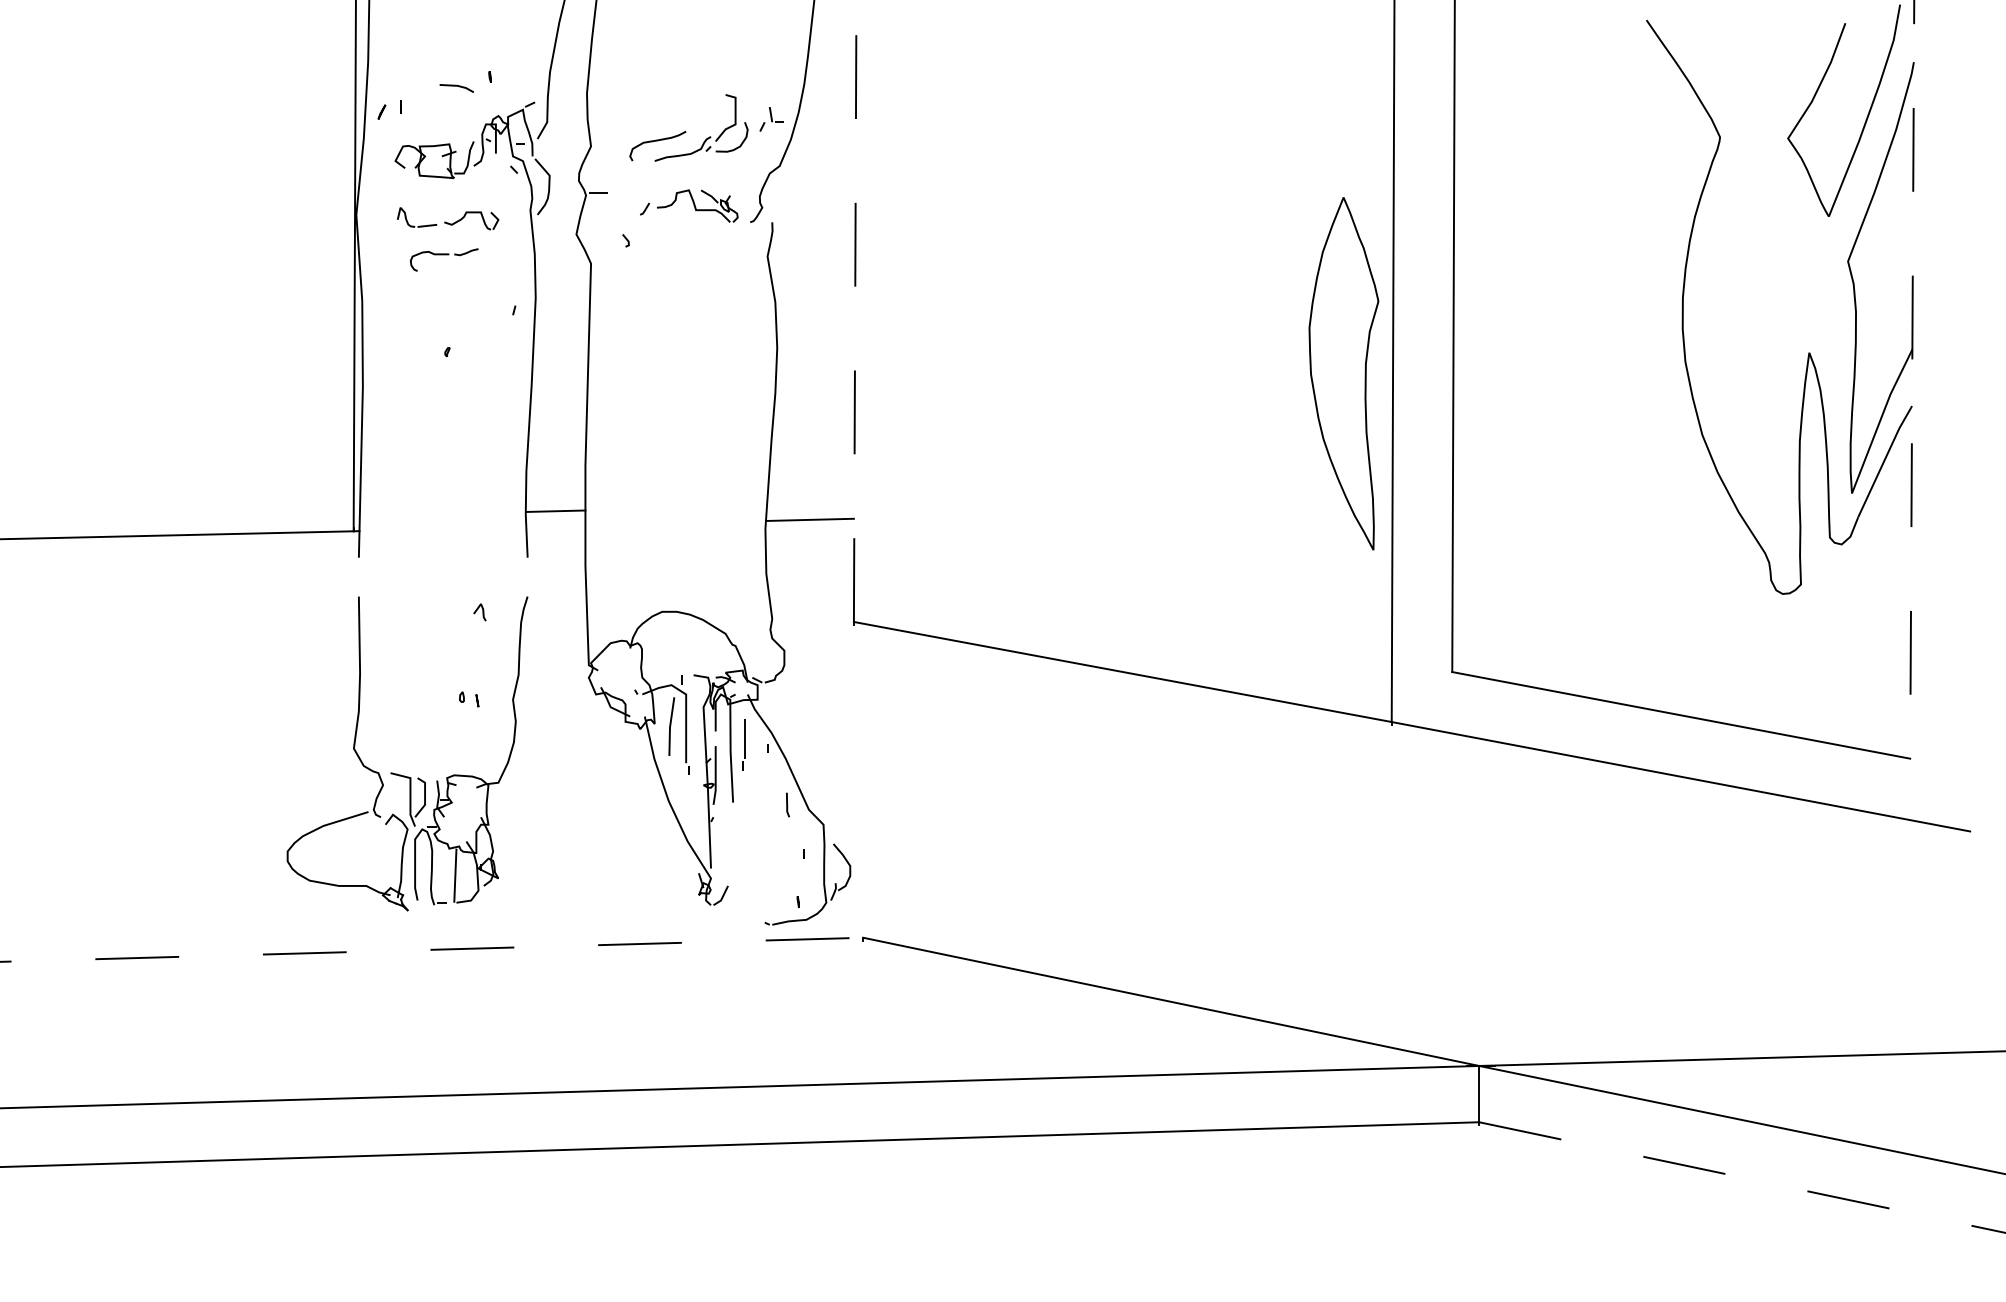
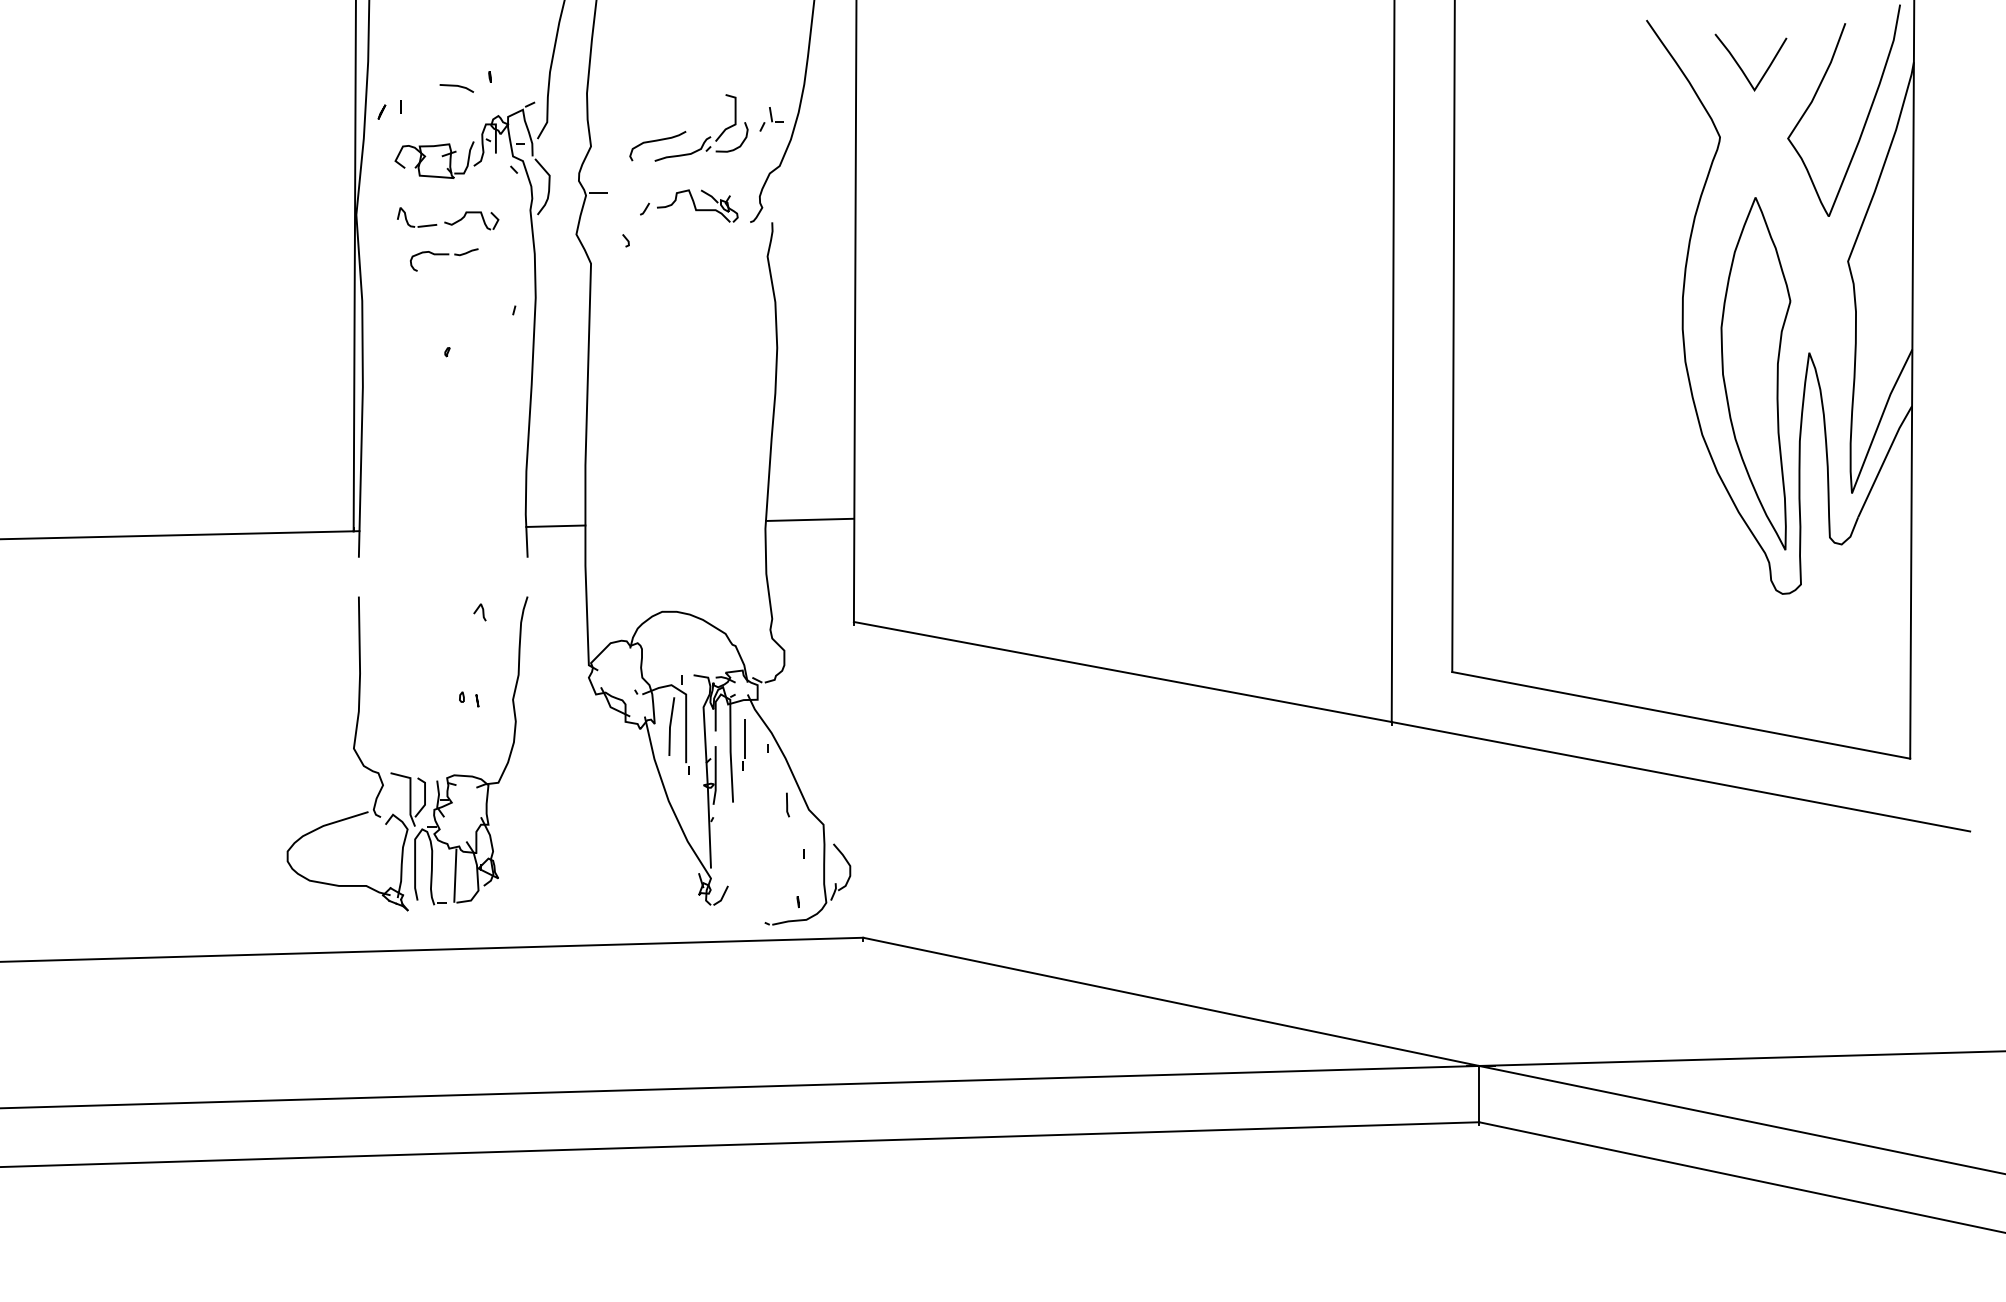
curve: none -> present (1741, 67)
line: dashed -> solid (855, 311)
part position: (1343, 373) -> (1755, 373) (1755, 373)
line: dashed -> solid (1912, 379)
line position: (555, 510) -> (555, 525) (555, 525)
line: dashed -> solid (432, 949)
line: dashed -> solid (1742, 1177)
